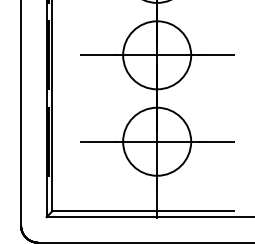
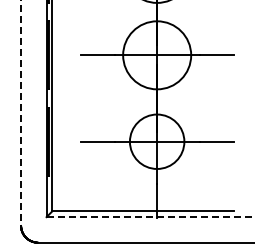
line: solid -> dashed (21, 113)
circle diameter: 68 px -> 54 px (156, 141)
line: solid -> dashed (150, 217)
